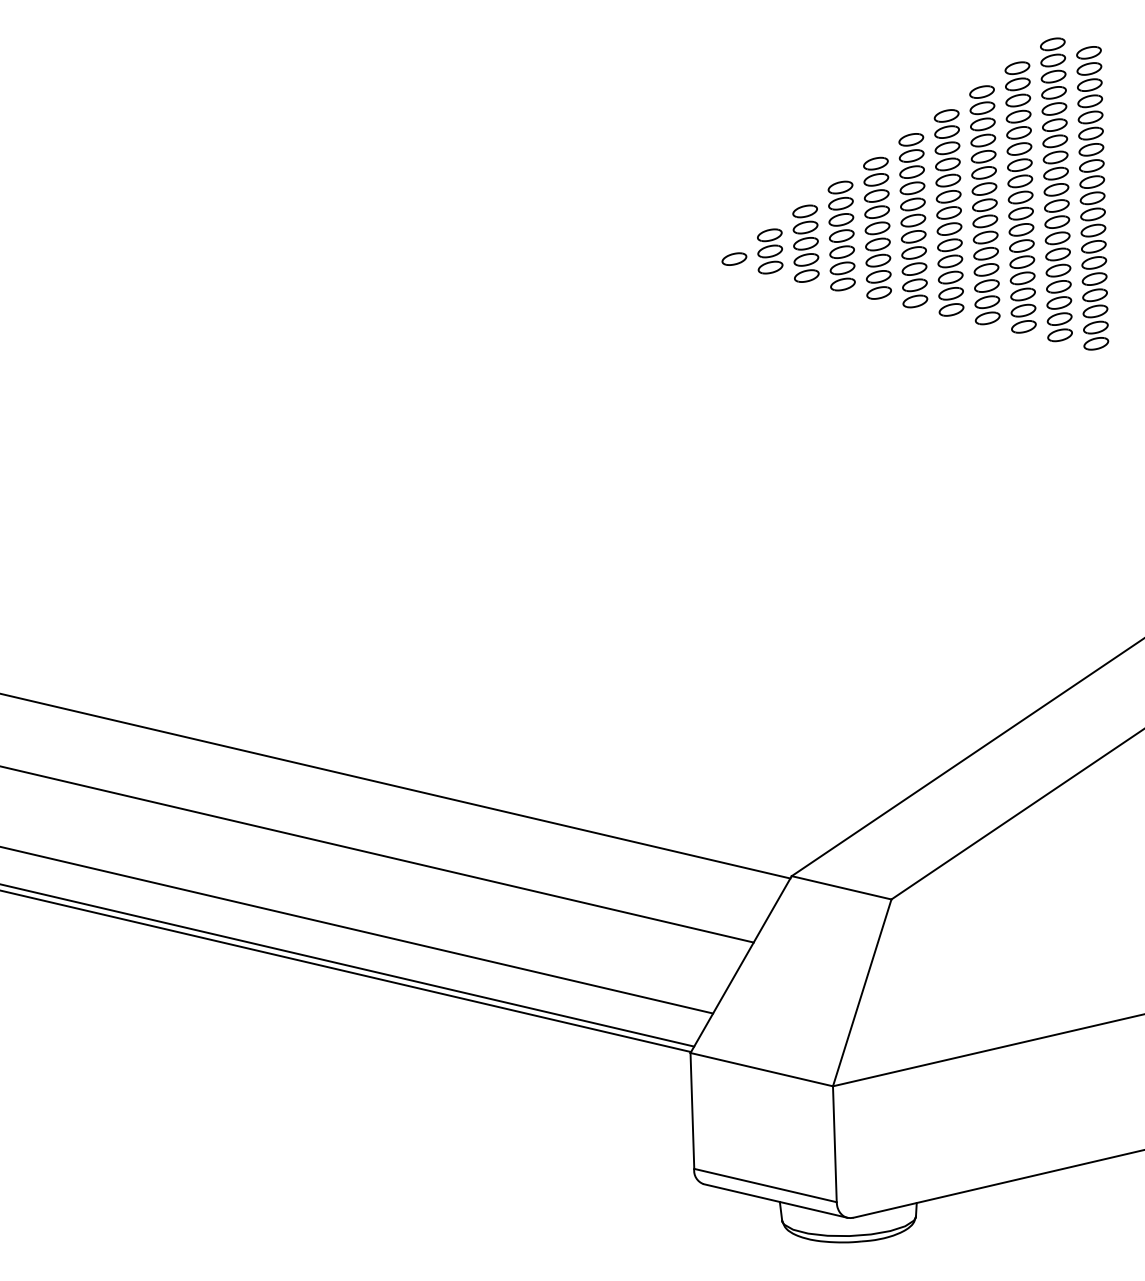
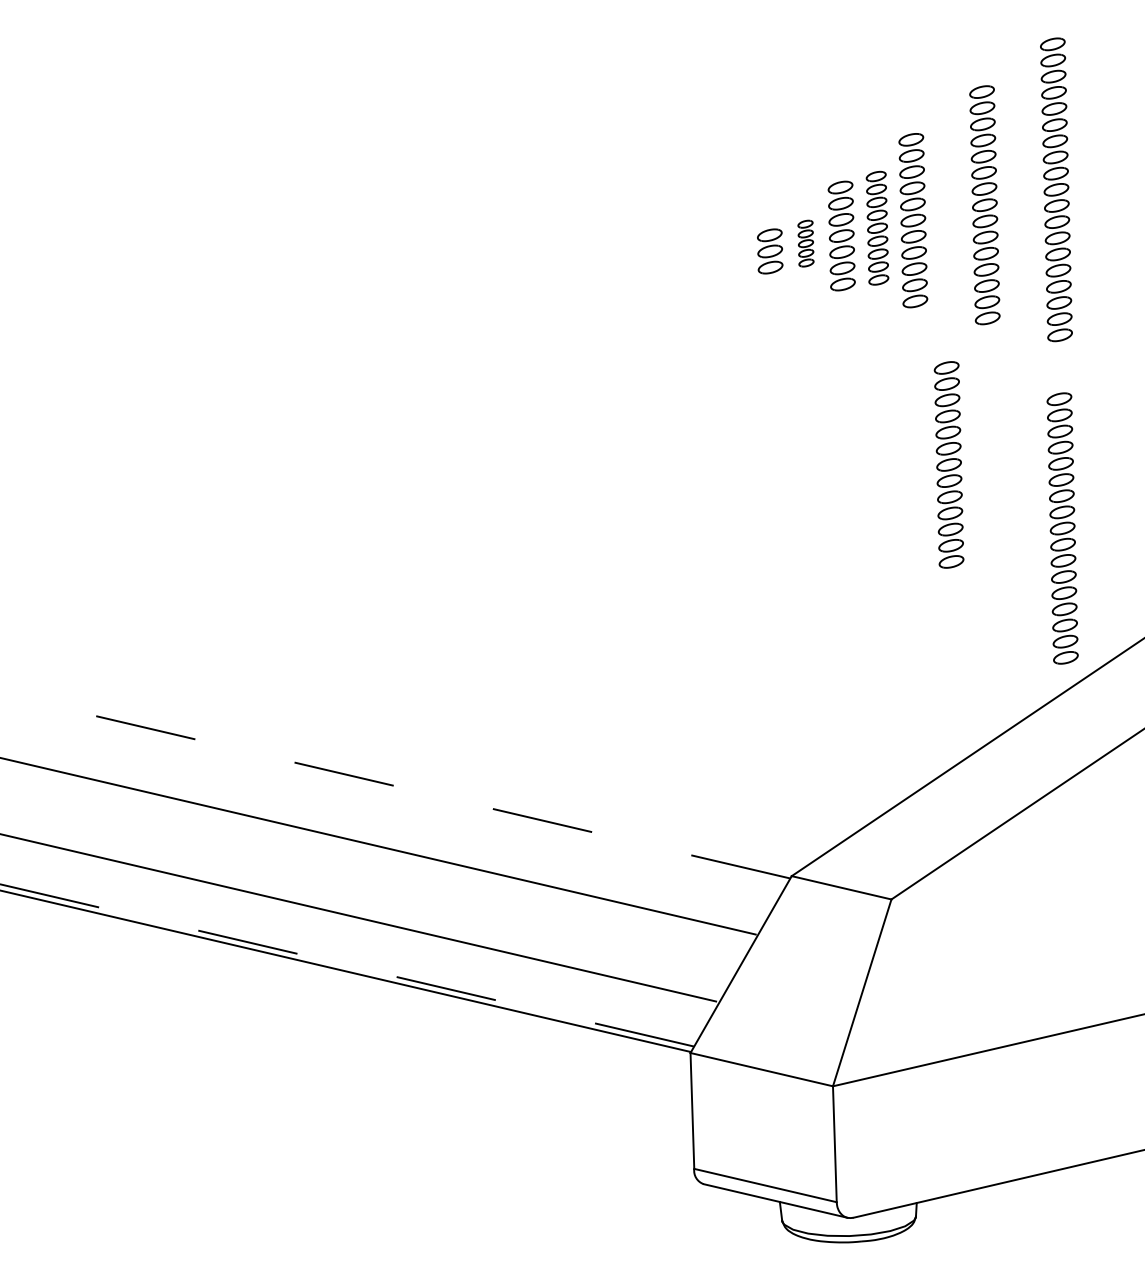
part position: (1020, 197) -> (1062, 528) (1062, 528)
part: present -> none (1092, 198)
part position: (948, 212) -> (948, 464) (948, 464)
part size: 29x144 px -> 25x116 px (877, 227)
part size: 28x79 px -> 18x49 px (805, 243)
part: present -> none (734, 258)
line: solid -> dashed (395, 786)
line position: (377, 854) -> (378, 846) (378, 846)
line position: (357, 930) -> (359, 917) (359, 917)
line: solid -> dashed (346, 965)
